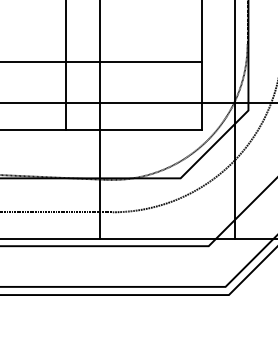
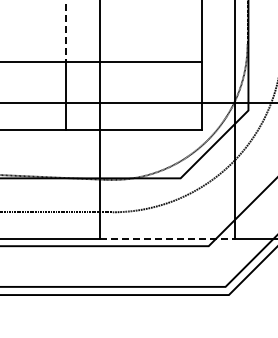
line: solid -> dashed (66, 31)
line: solid -> dashed (167, 238)
